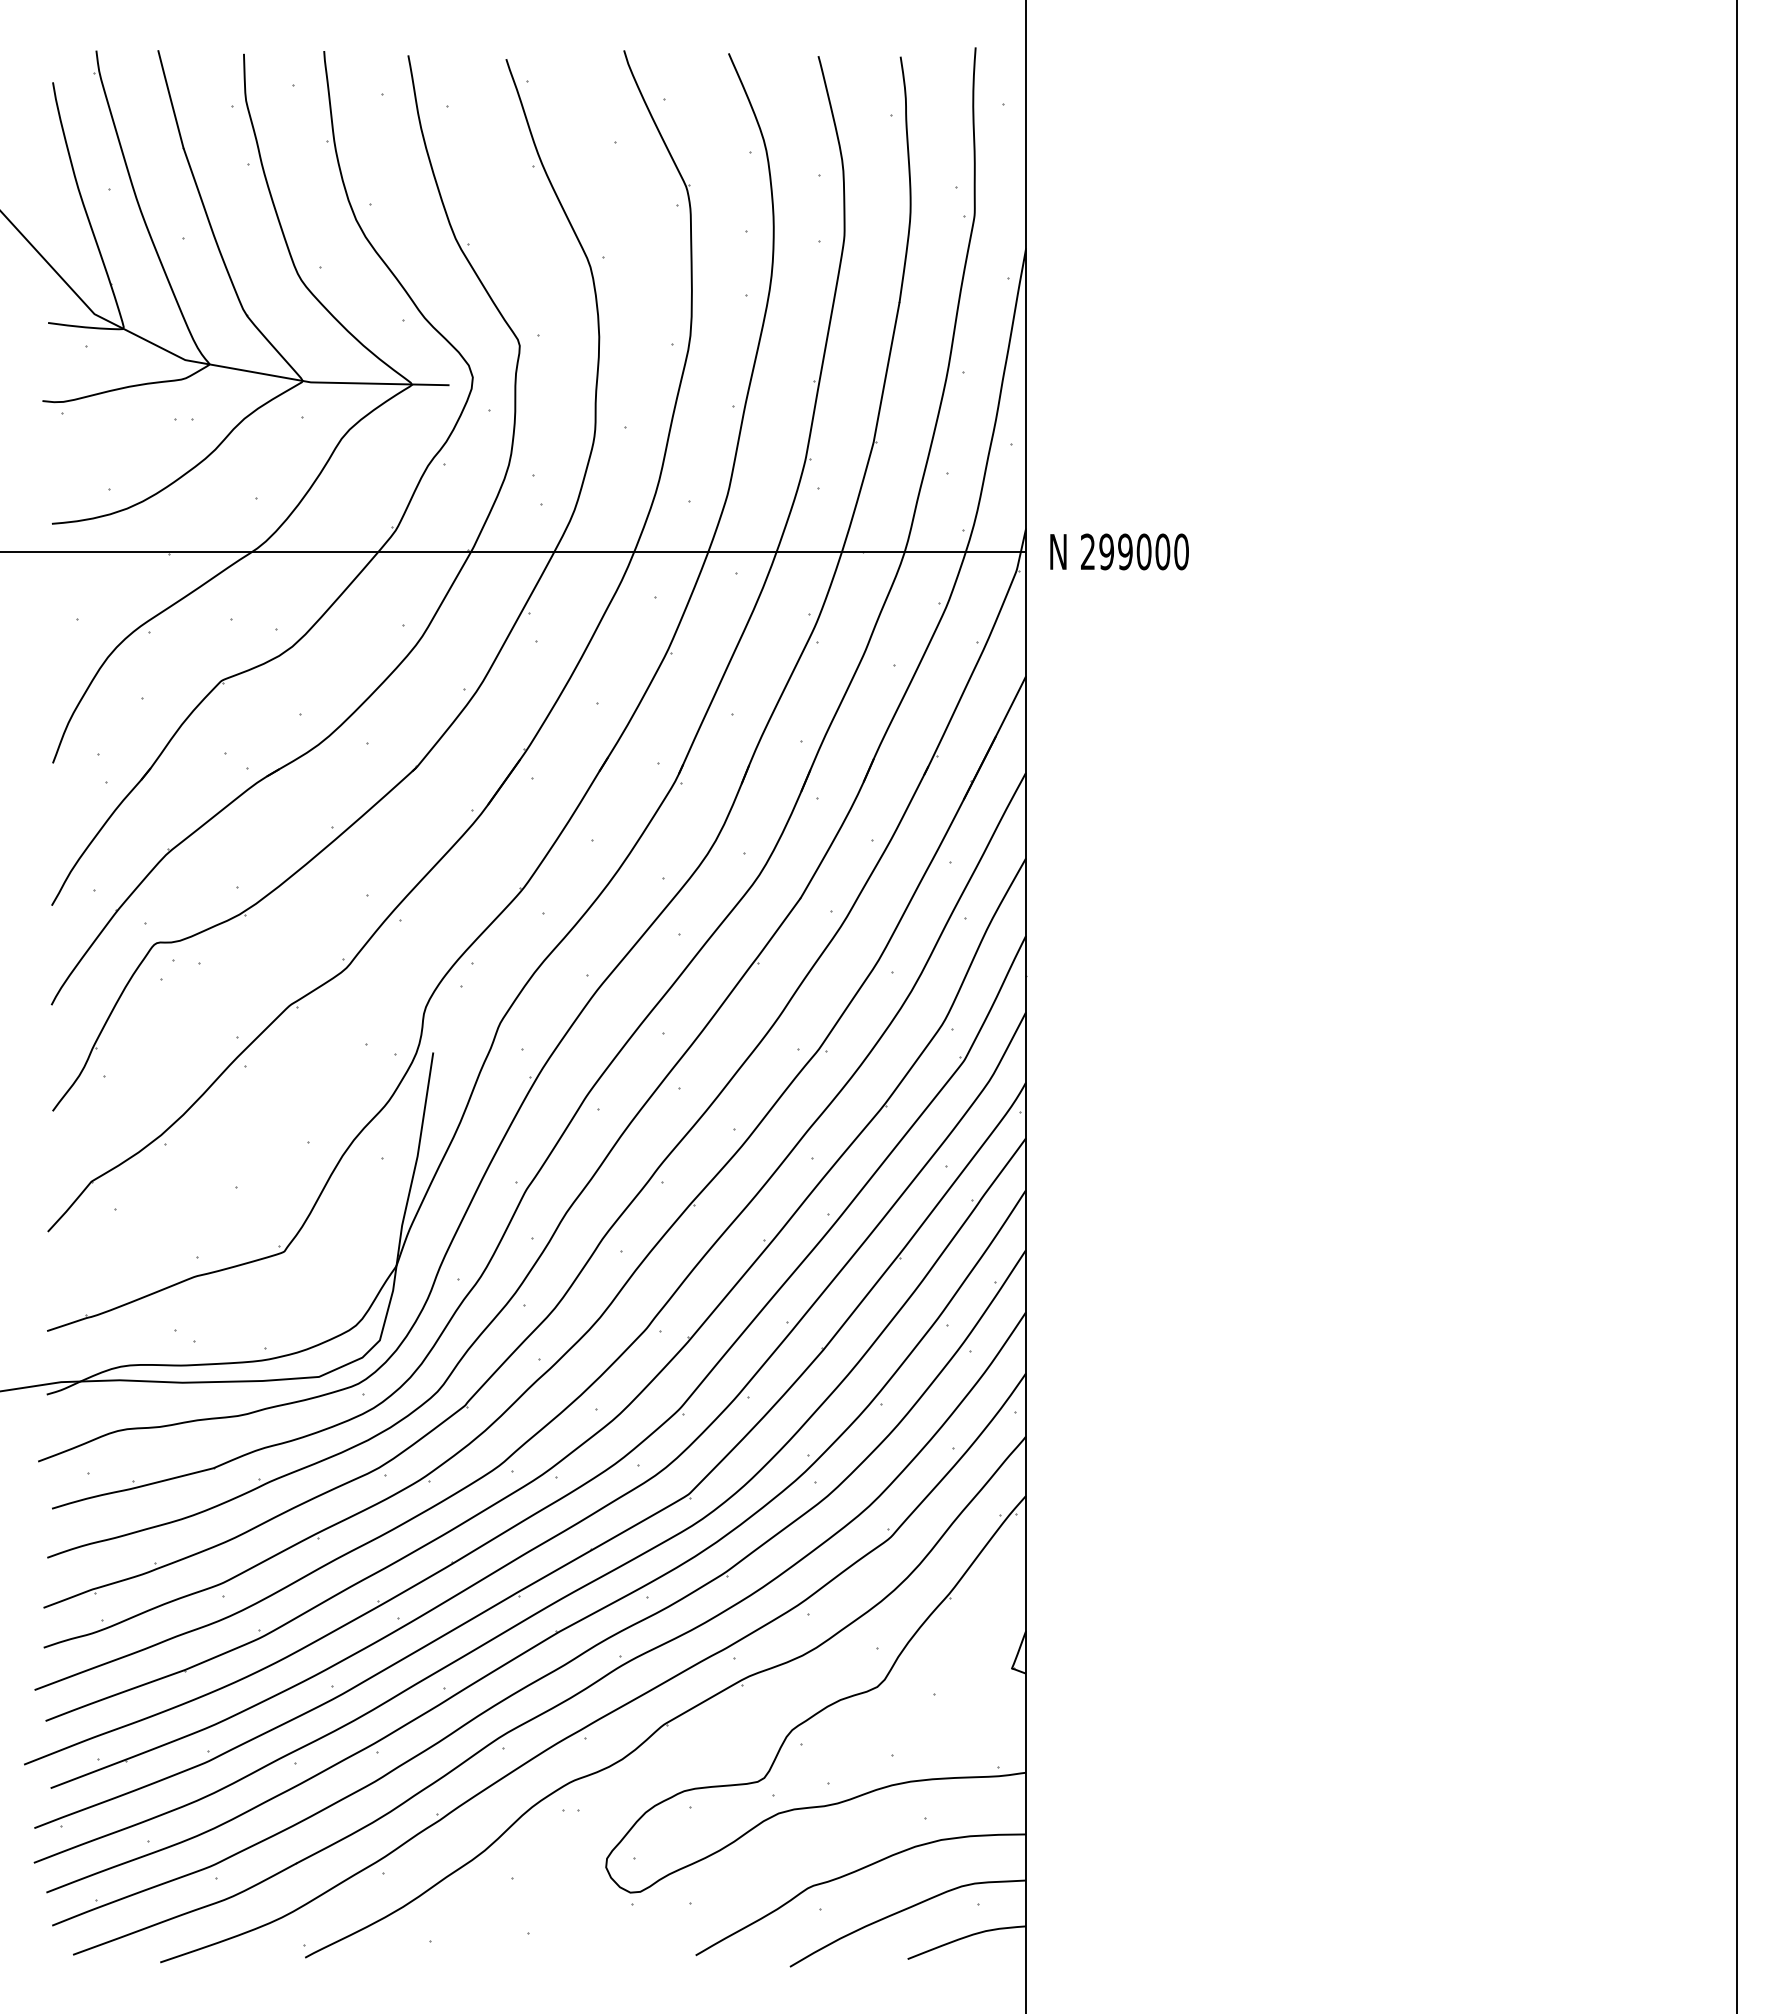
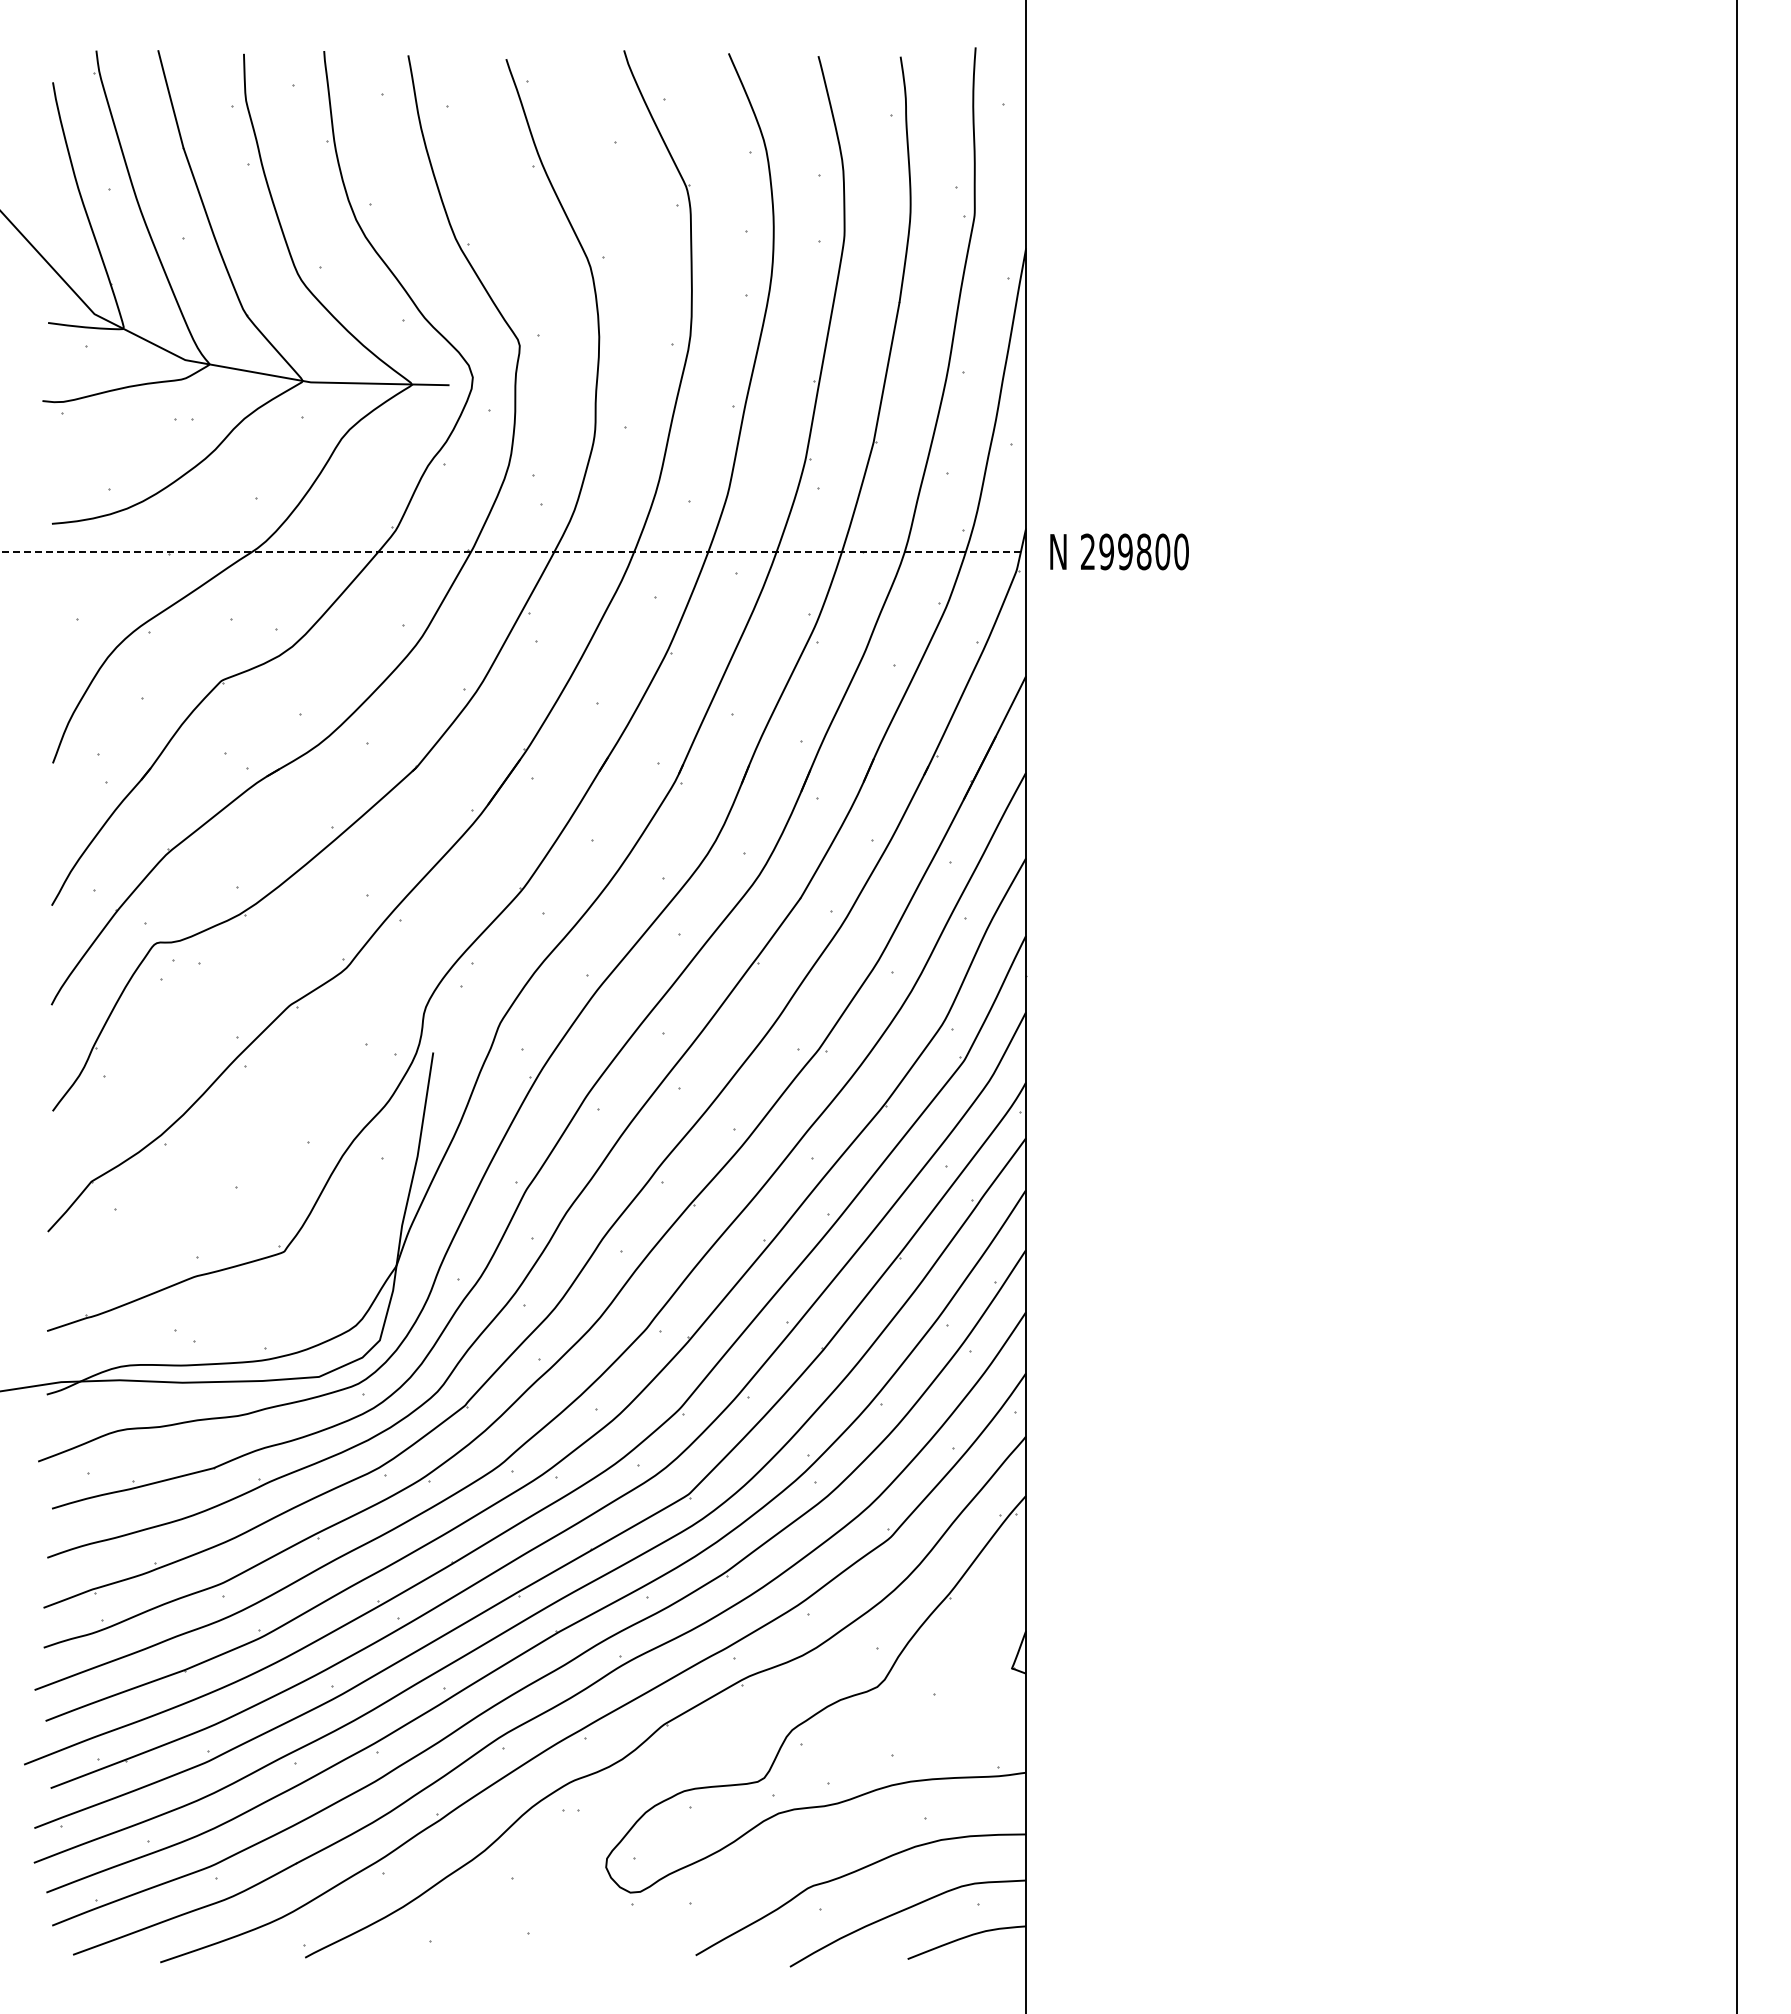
line: solid -> dashed (513, 551)
text: 299000 -> 299800 (1143, 551)
